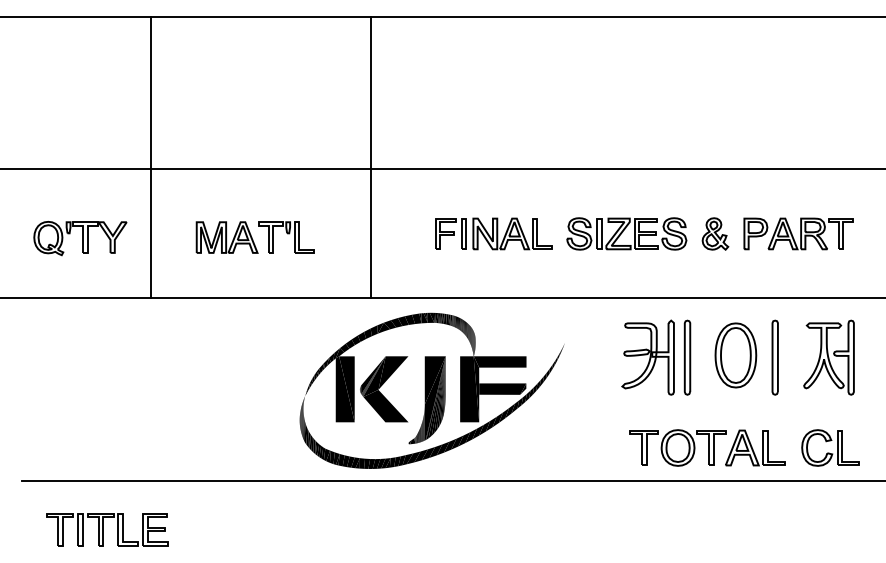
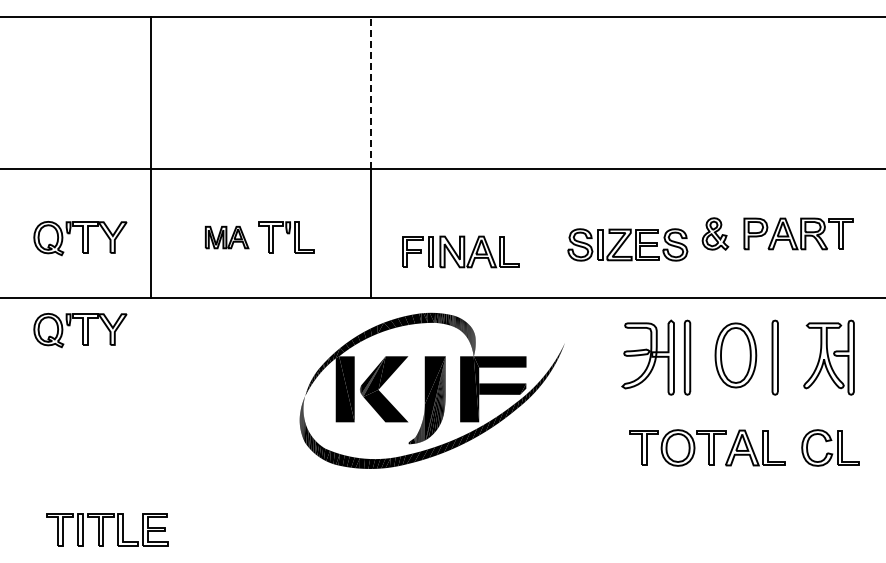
line: solid -> dashed (370, 92)
part position: (493, 233) -> (460, 251) (460, 251)
part position: (626, 233) -> (627, 244) (627, 244)
part size: 64x33 px -> 46x25 px (226, 237)
part: none -> present (80, 330)
line: present -> none (452, 481)
